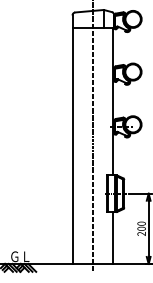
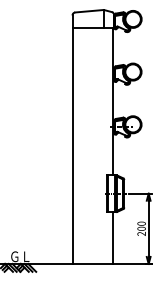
line: present -> none (93, 136)
